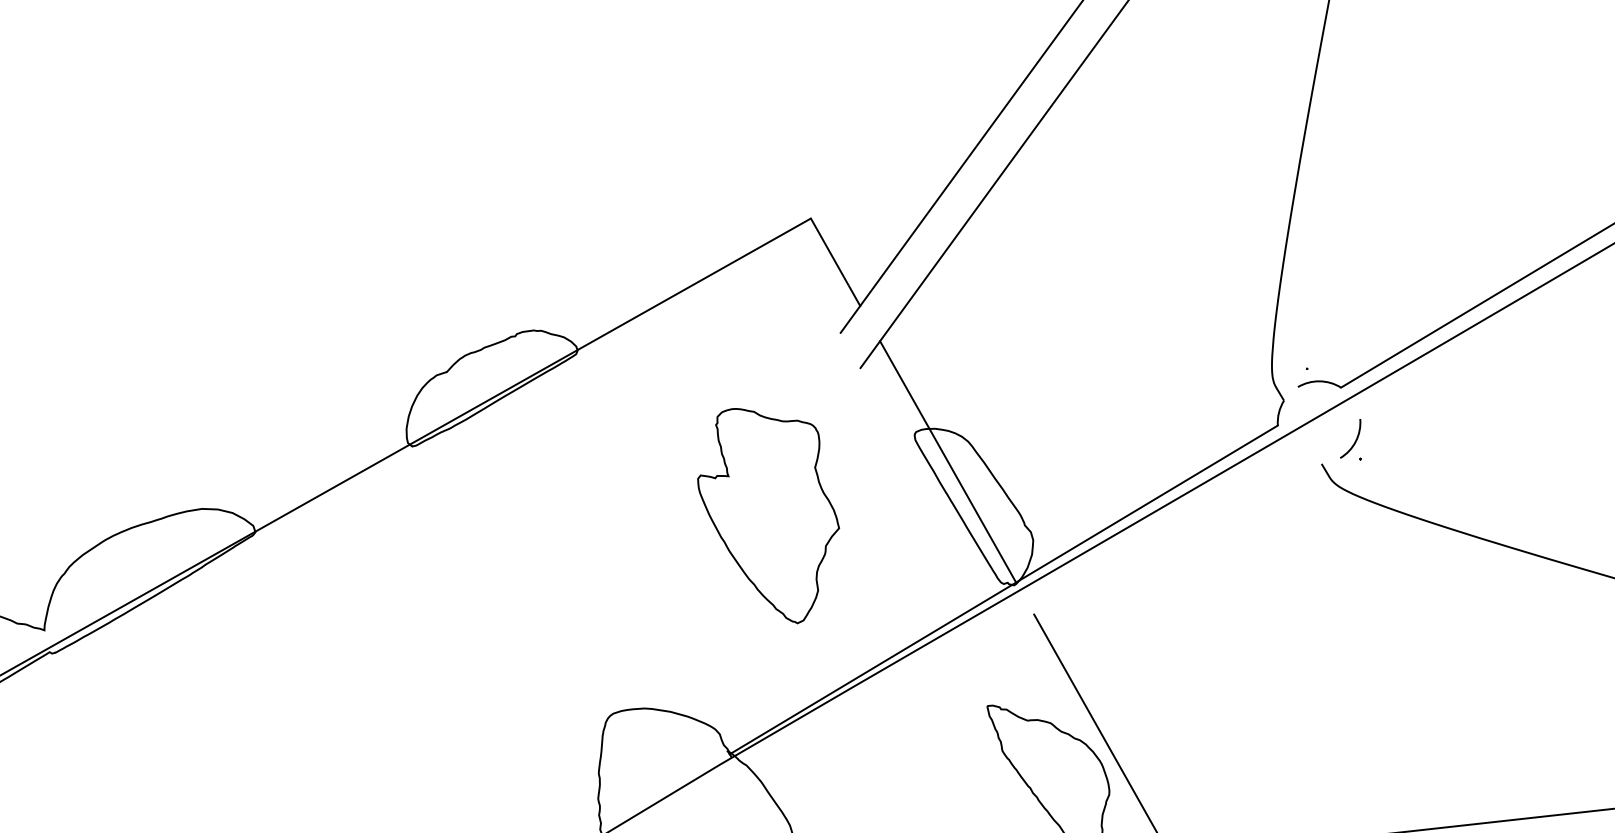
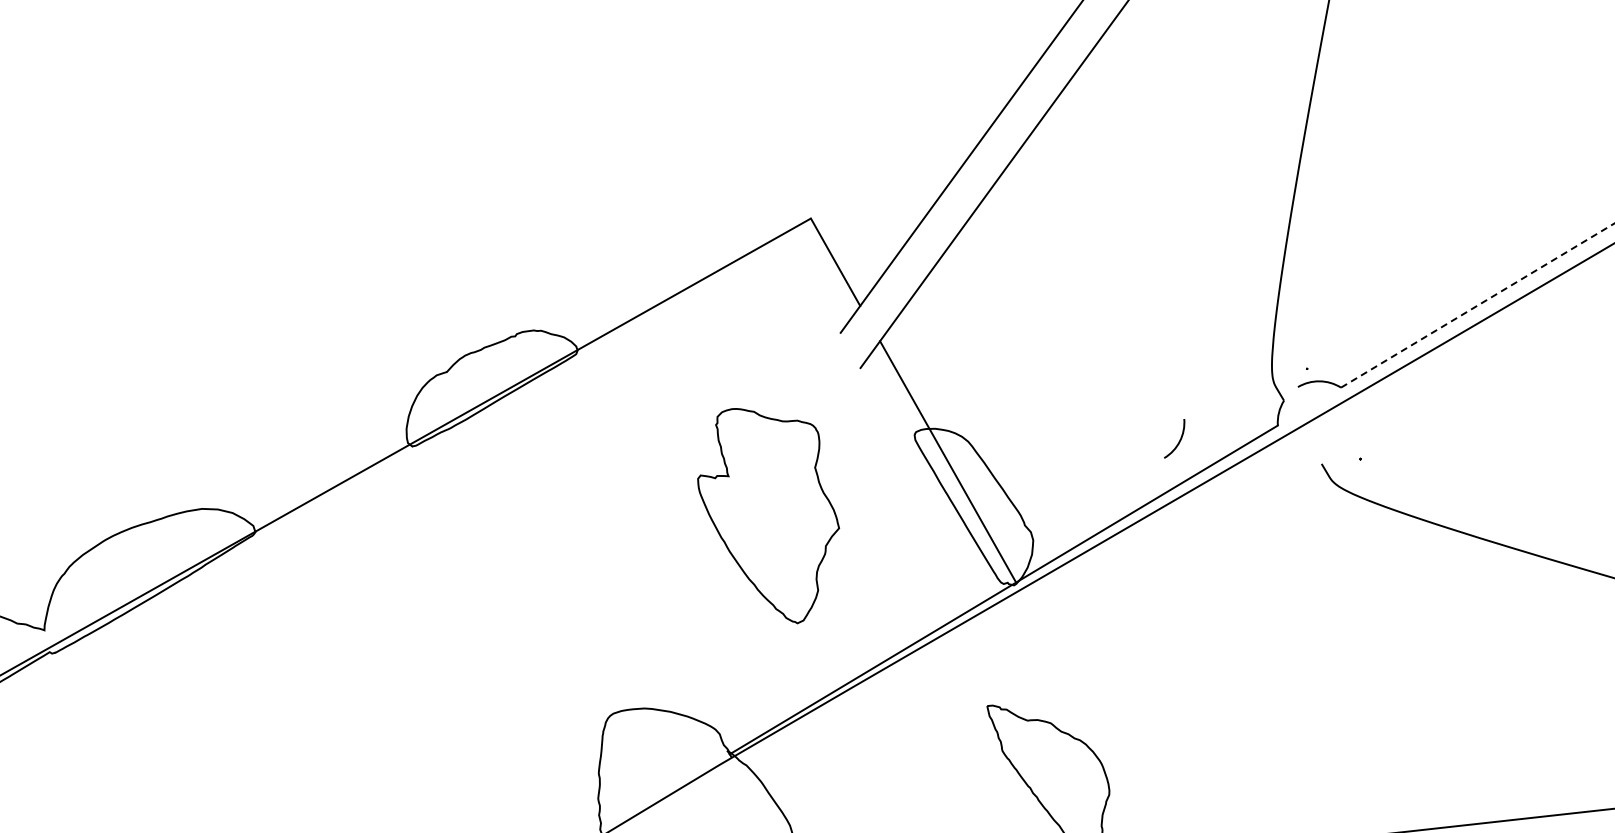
line: solid -> dashed (1478, 305)
arc position: (1354, 441) -> (1178, 441) (1178, 441)
line: present -> none (1094, 721)
